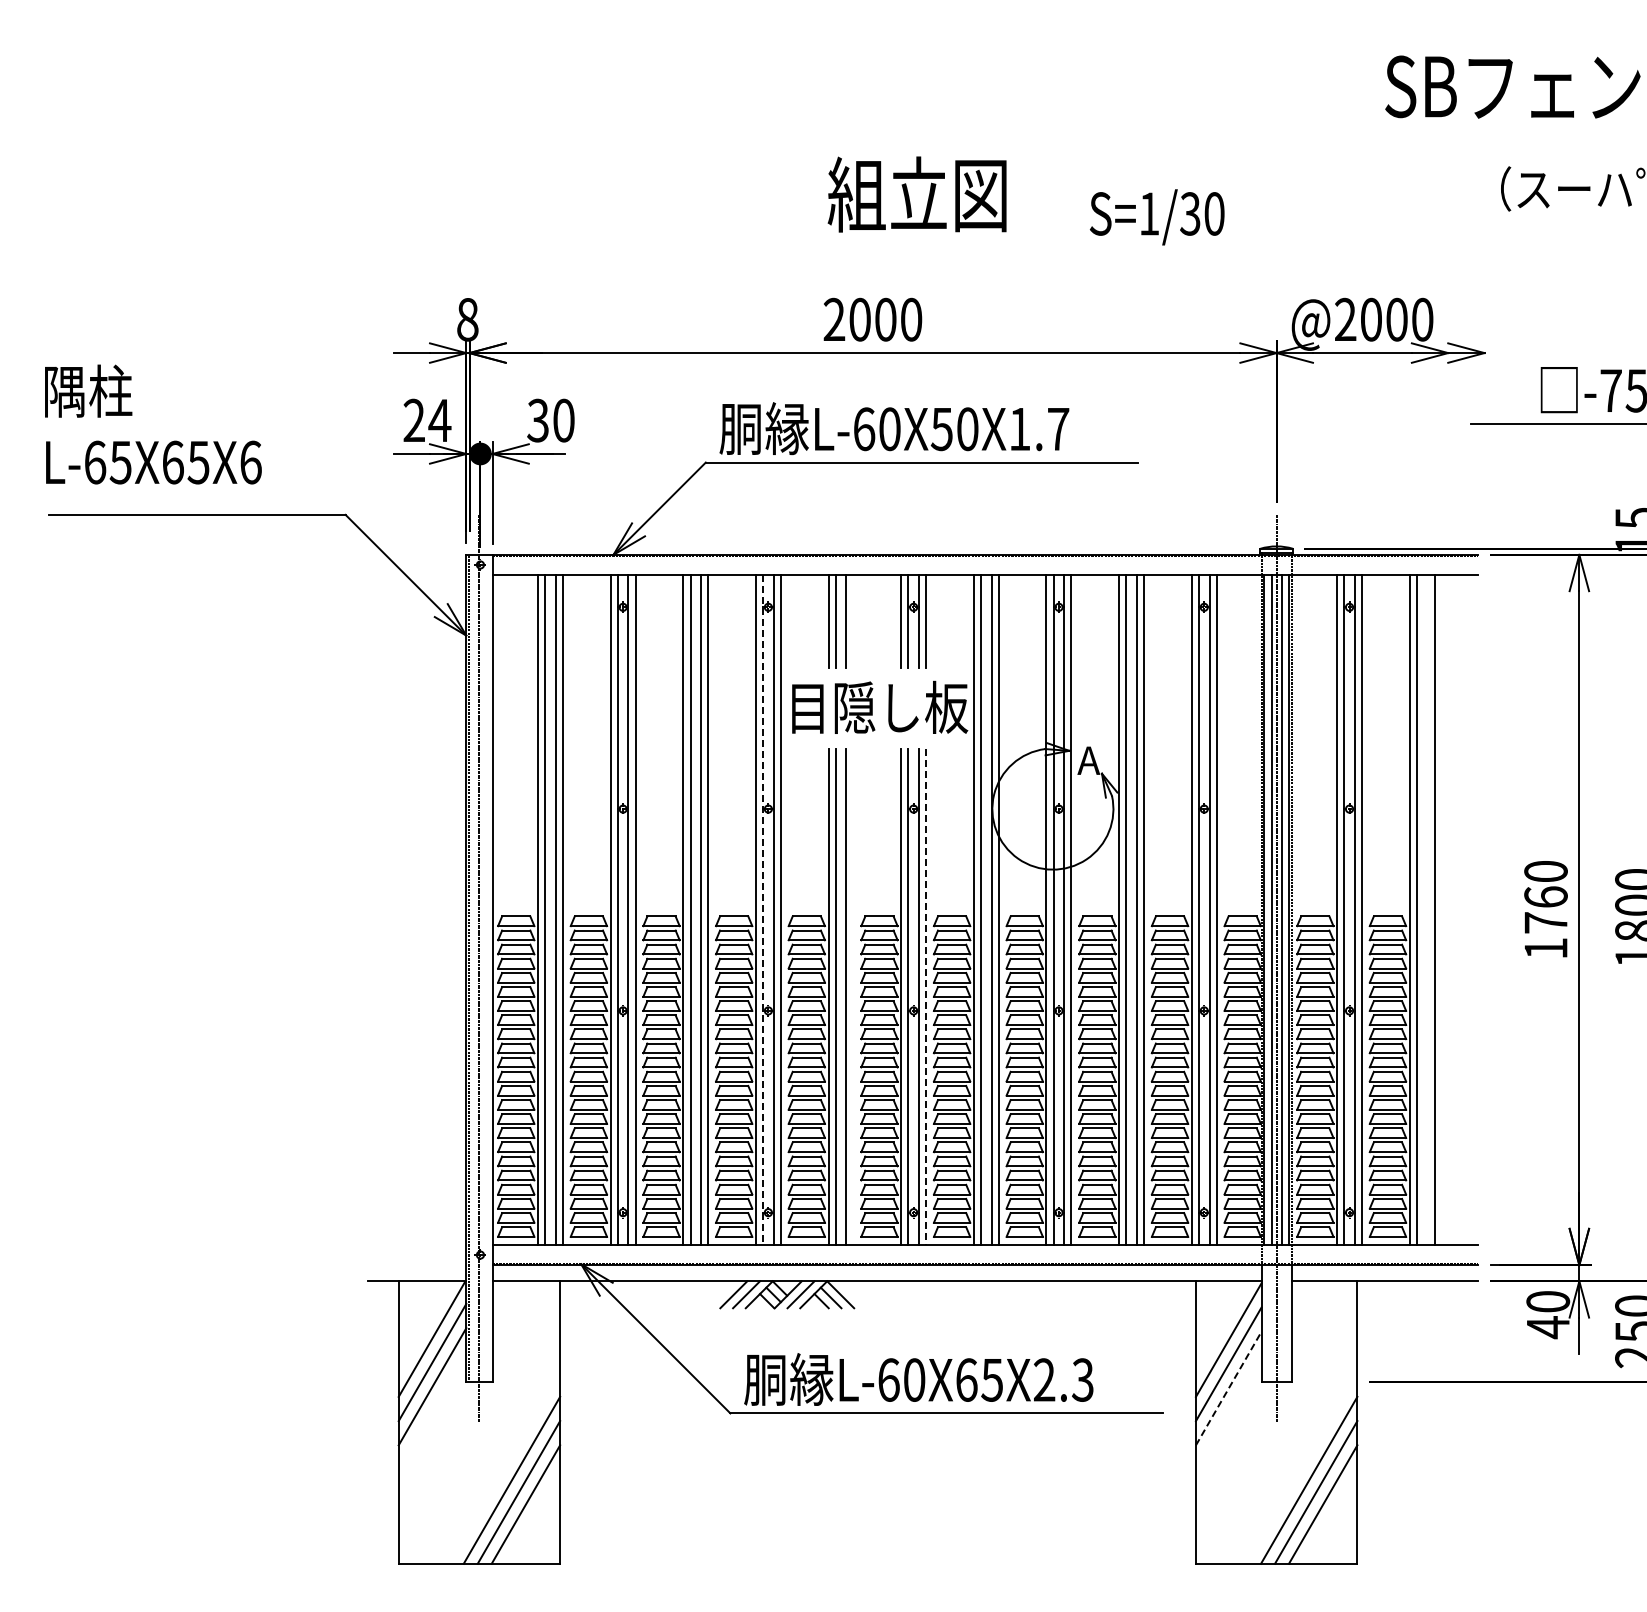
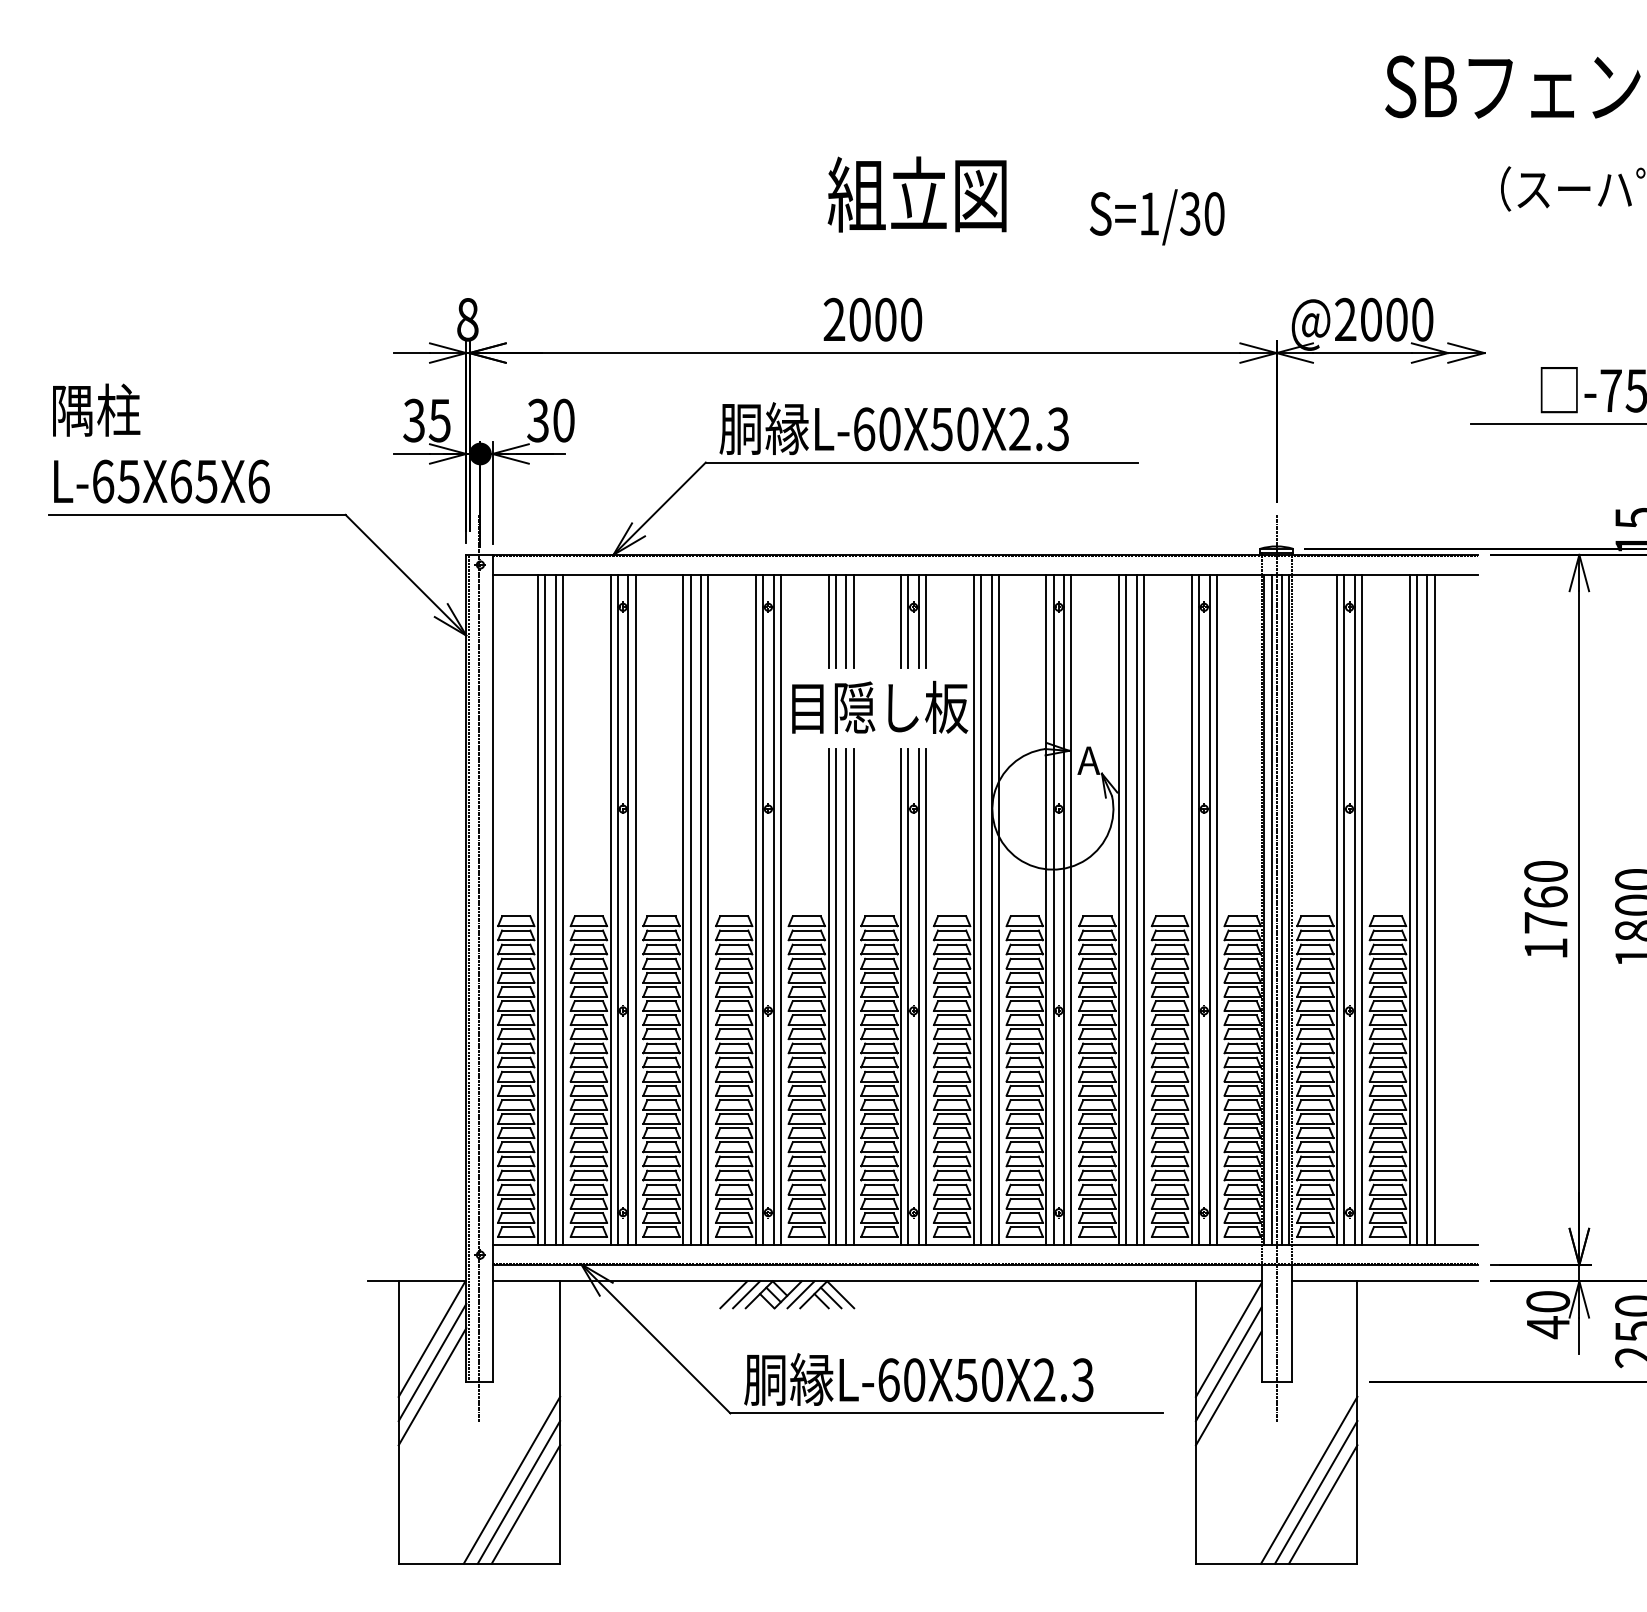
text: 24 -> 35 (427, 420)
text position: (153, 424) -> (161, 443) (161, 443)
text: L-60X50X1.7 -> L-60X50X2.3 (1039, 429)
line: none -> present (853, 621)
line: none -> present (1427, 909)
line: dashed -> solid (763, 910)
line: none -> present (853, 996)
line: dashed -> solid (926, 997)
text: L-60X65X2.3 -> L-60X50X2.3 (979, 1379)
line: dashed -> solid (1228, 1388)
